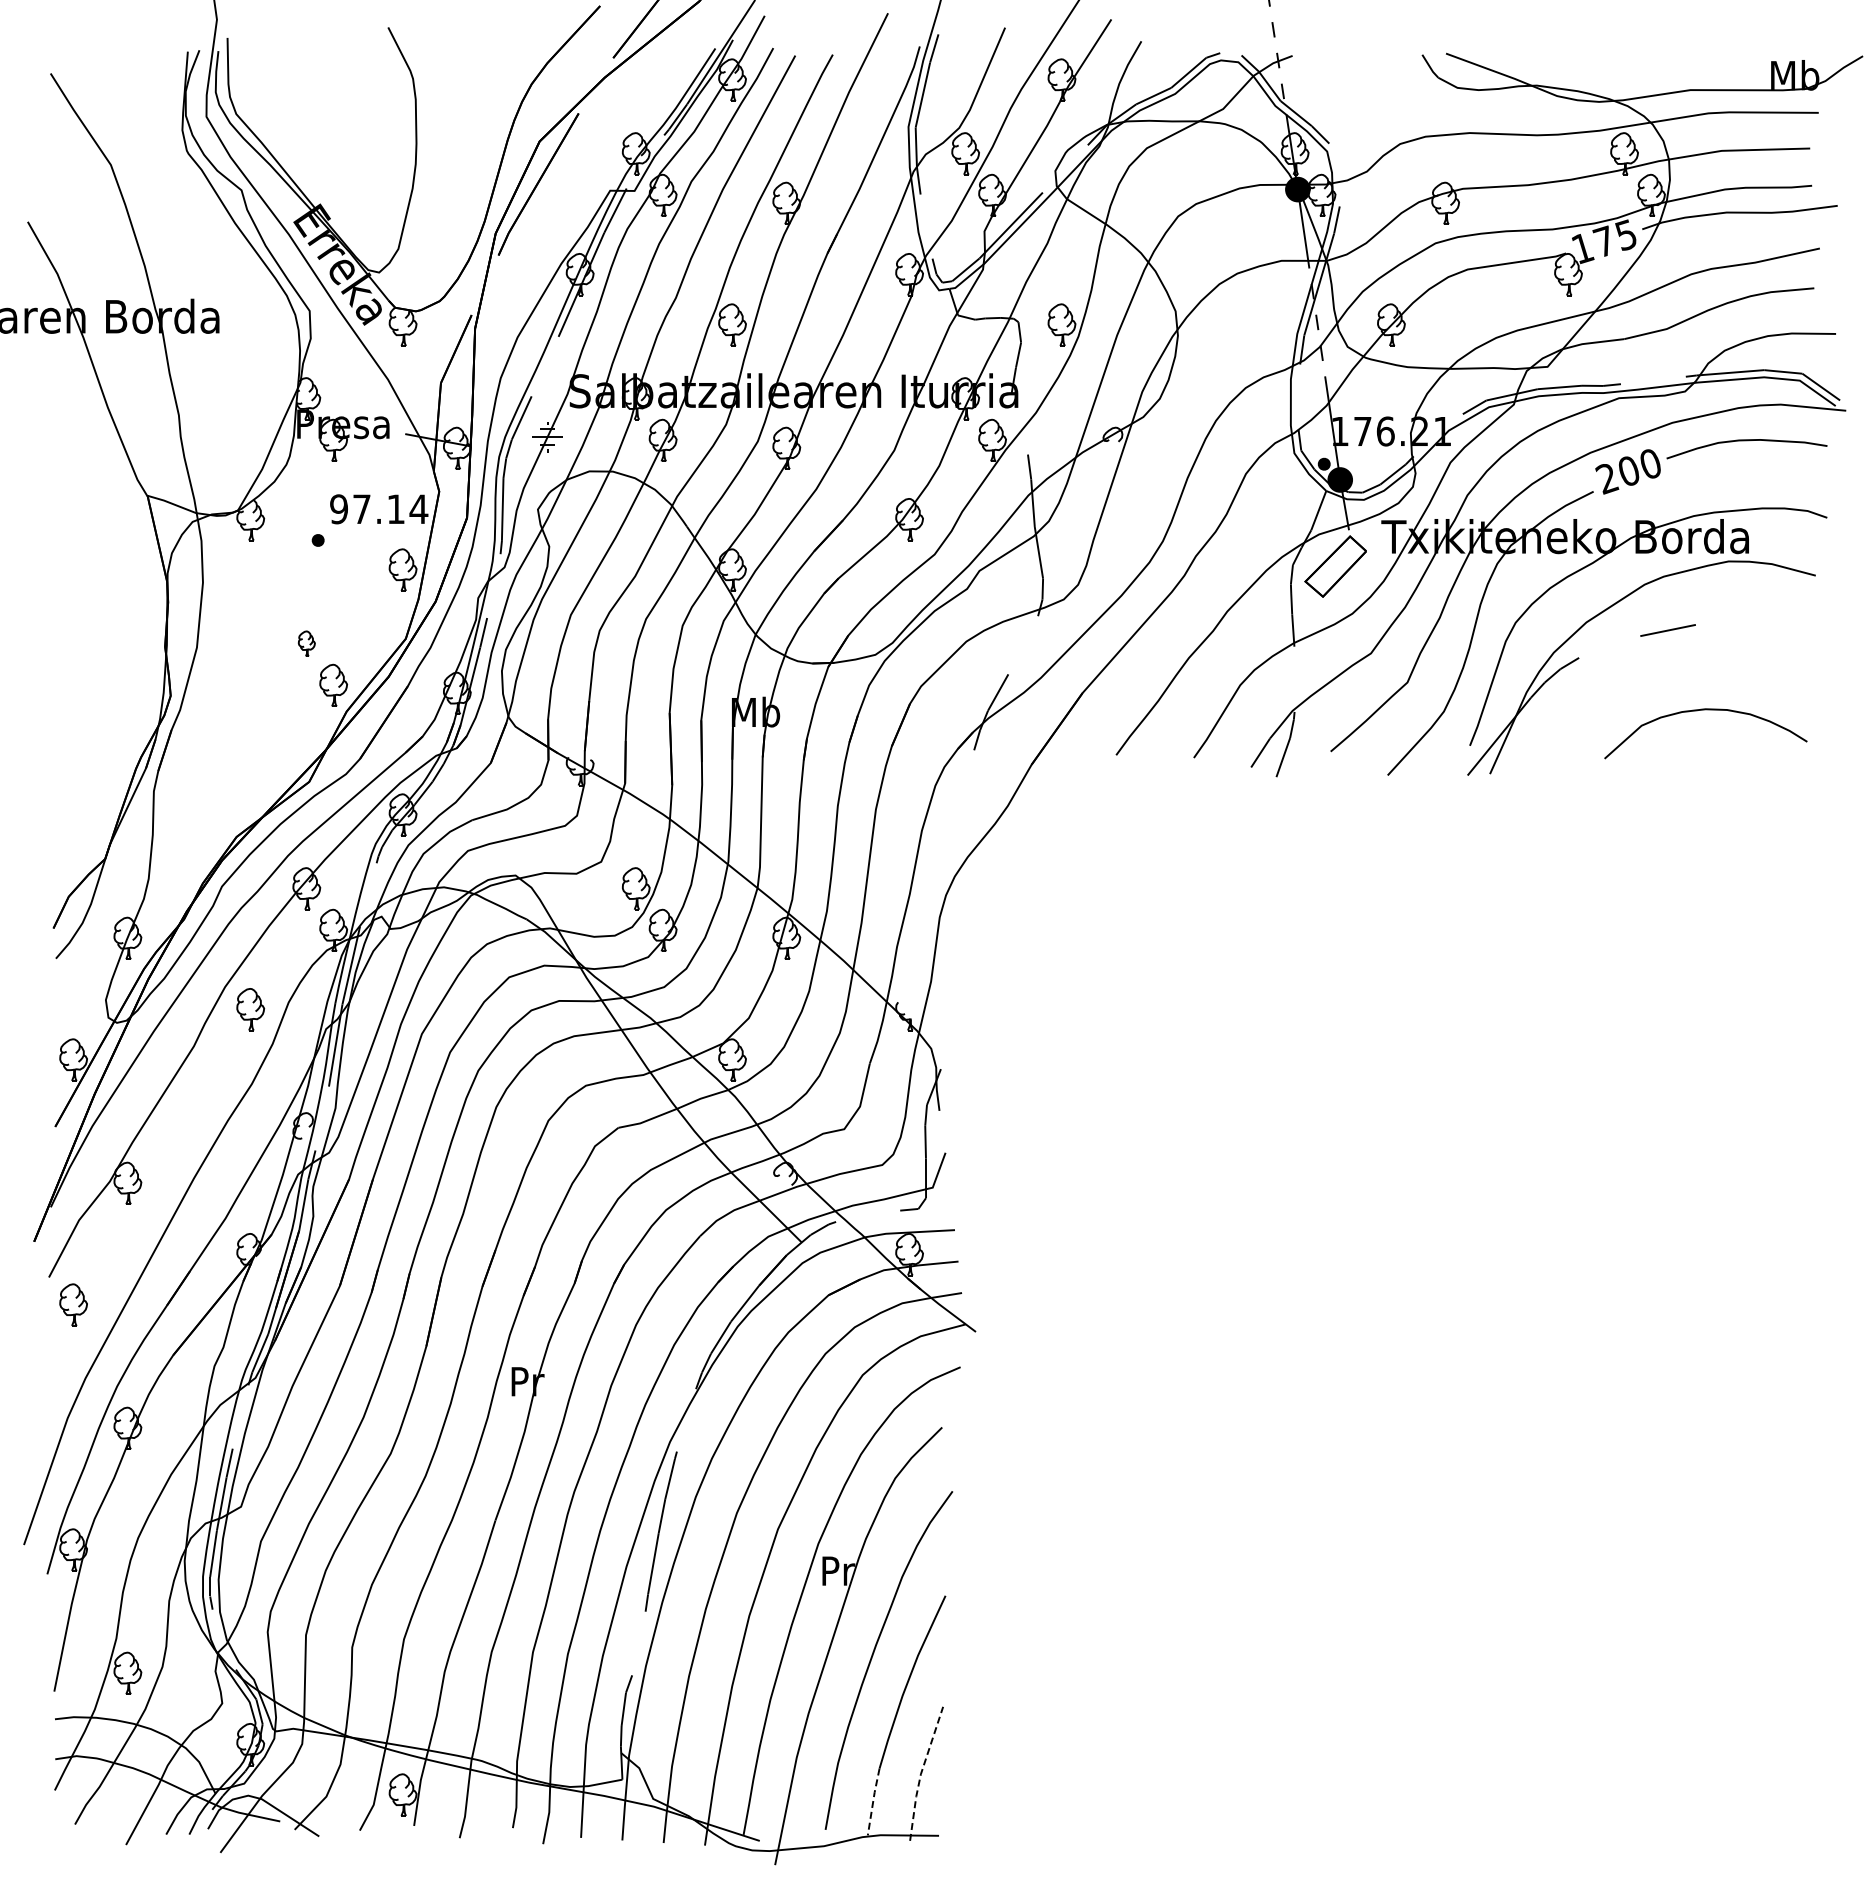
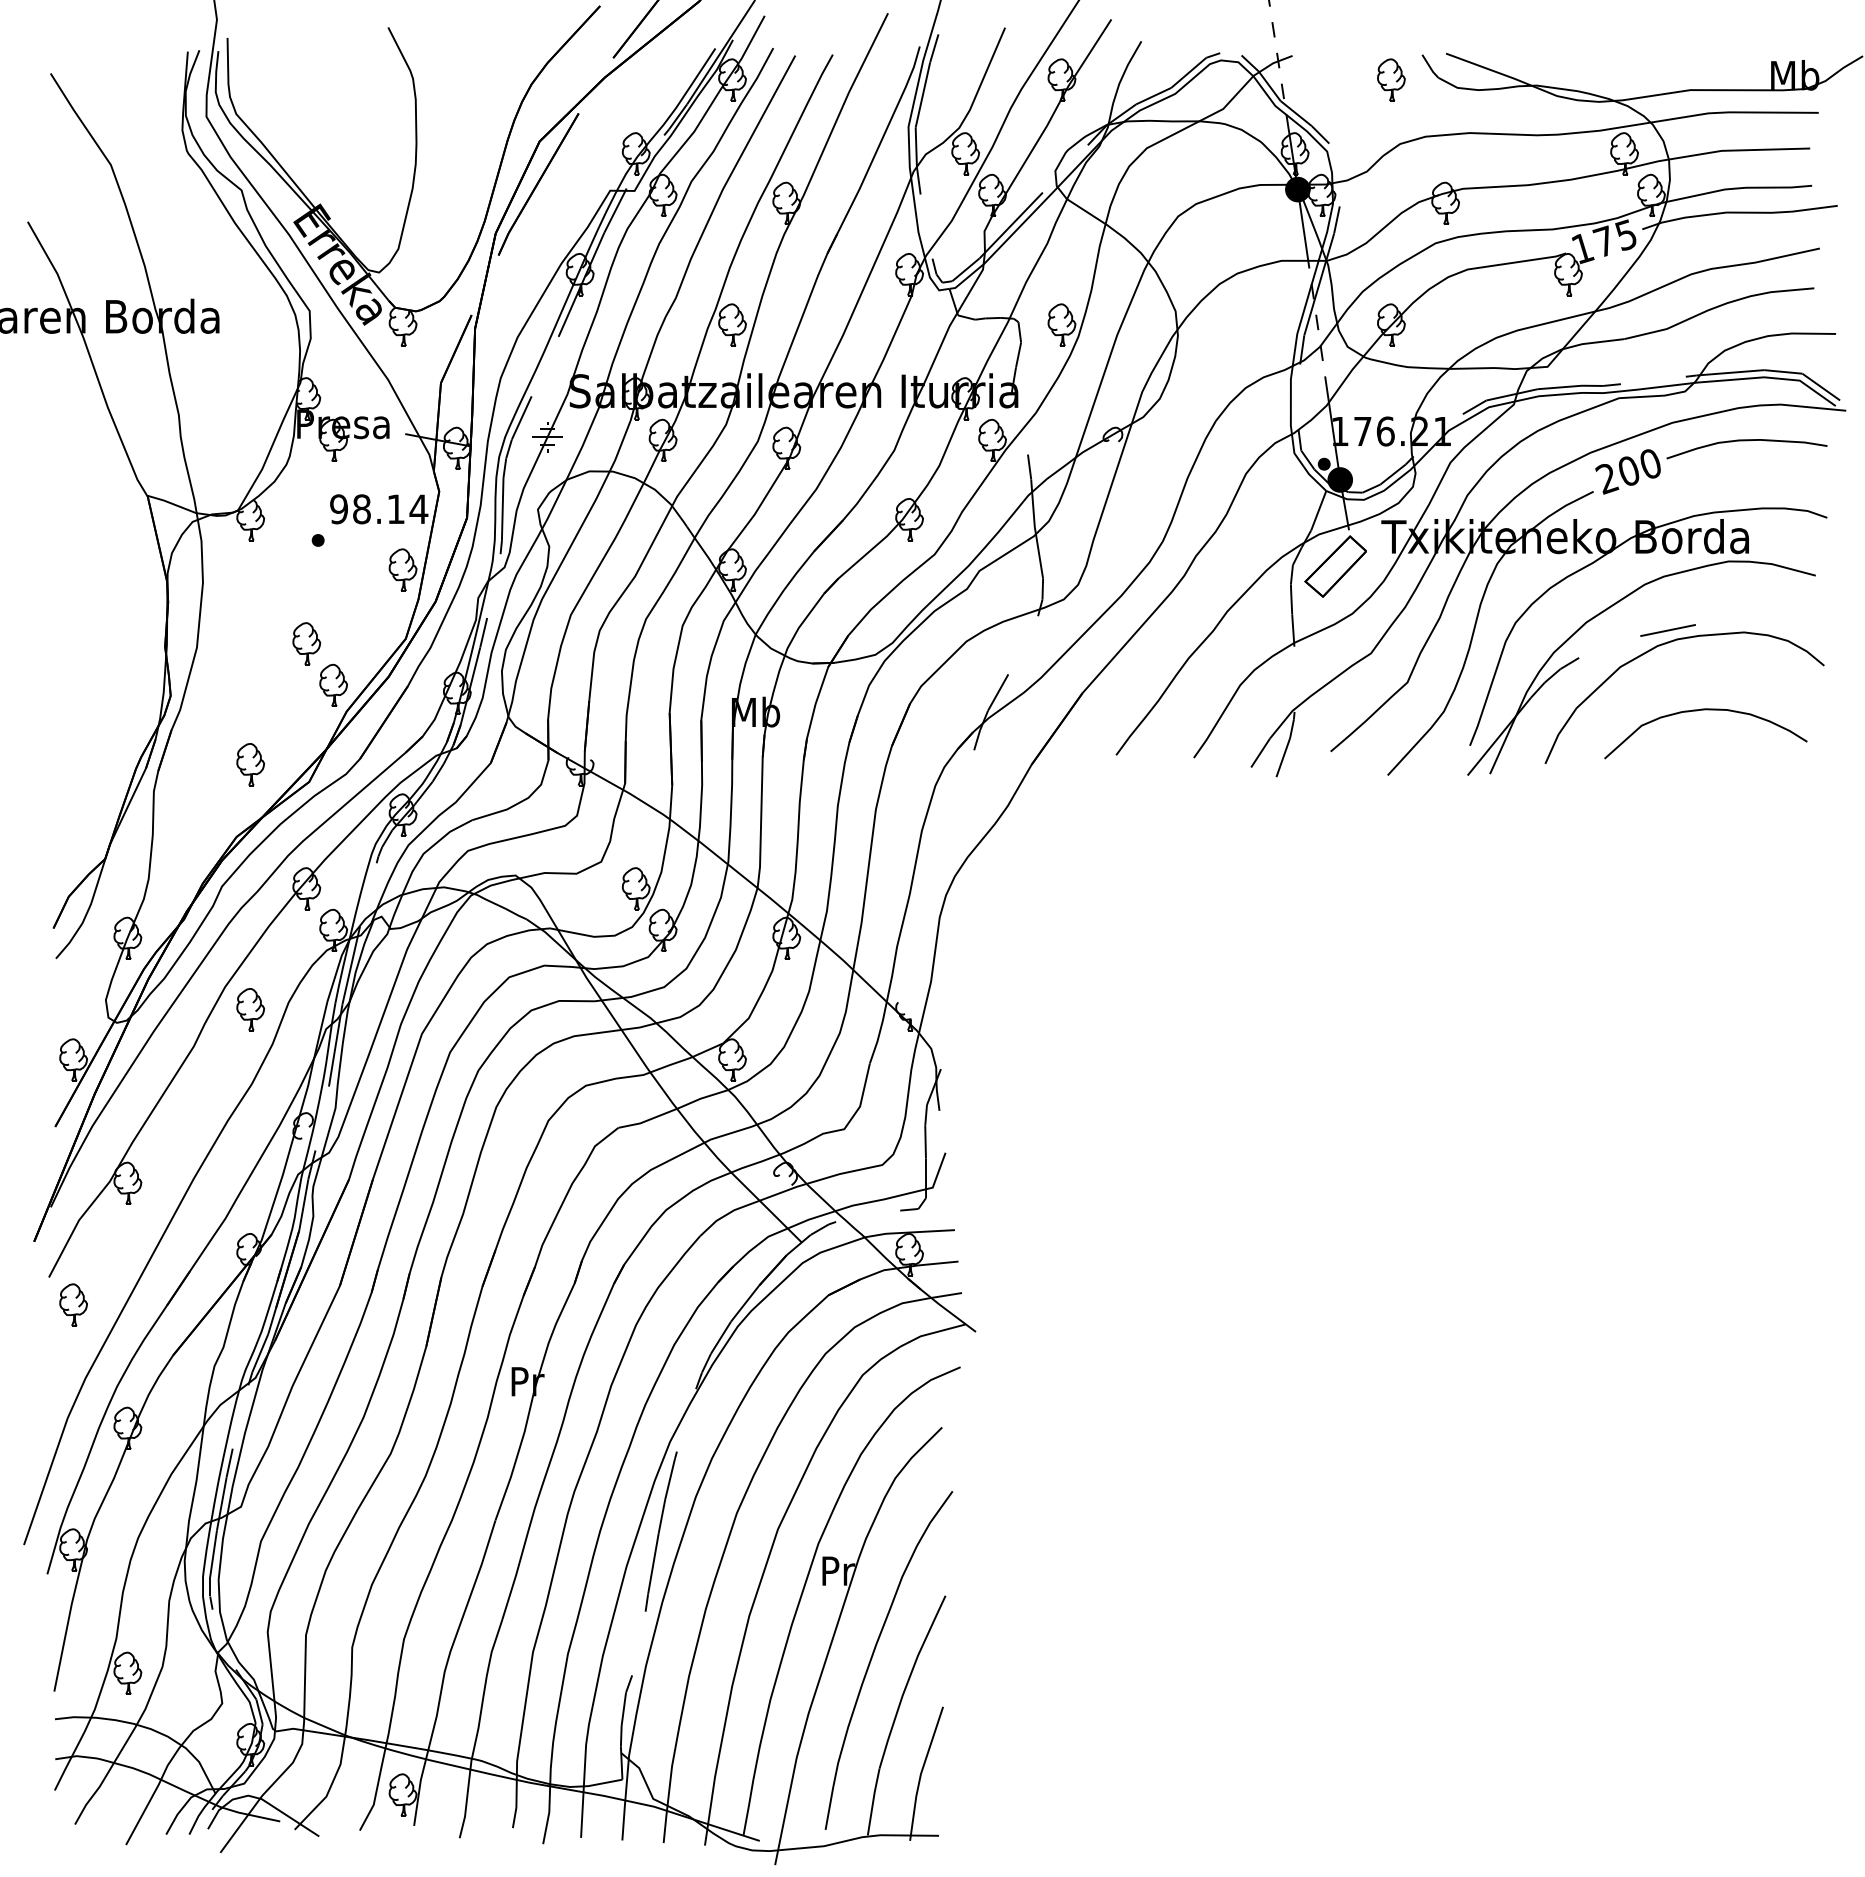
part: none -> present (1391, 79)
text: 97.14 -> 98.14 (361, 509)
part size: 18x27 px -> 30x44 px (306, 643)
curve: none -> present (1665, 644)
part: none -> present (250, 764)
line: dashed -> solid (921, 1773)
line: dashed -> solid (873, 1801)
